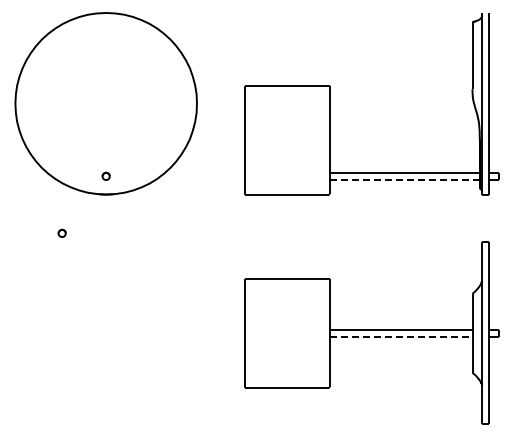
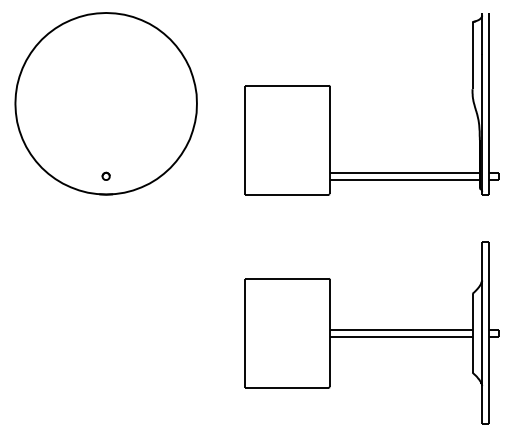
line: dashed -> solid (405, 180)
part: present -> none (61, 232)
line: dashed -> solid (401, 336)
